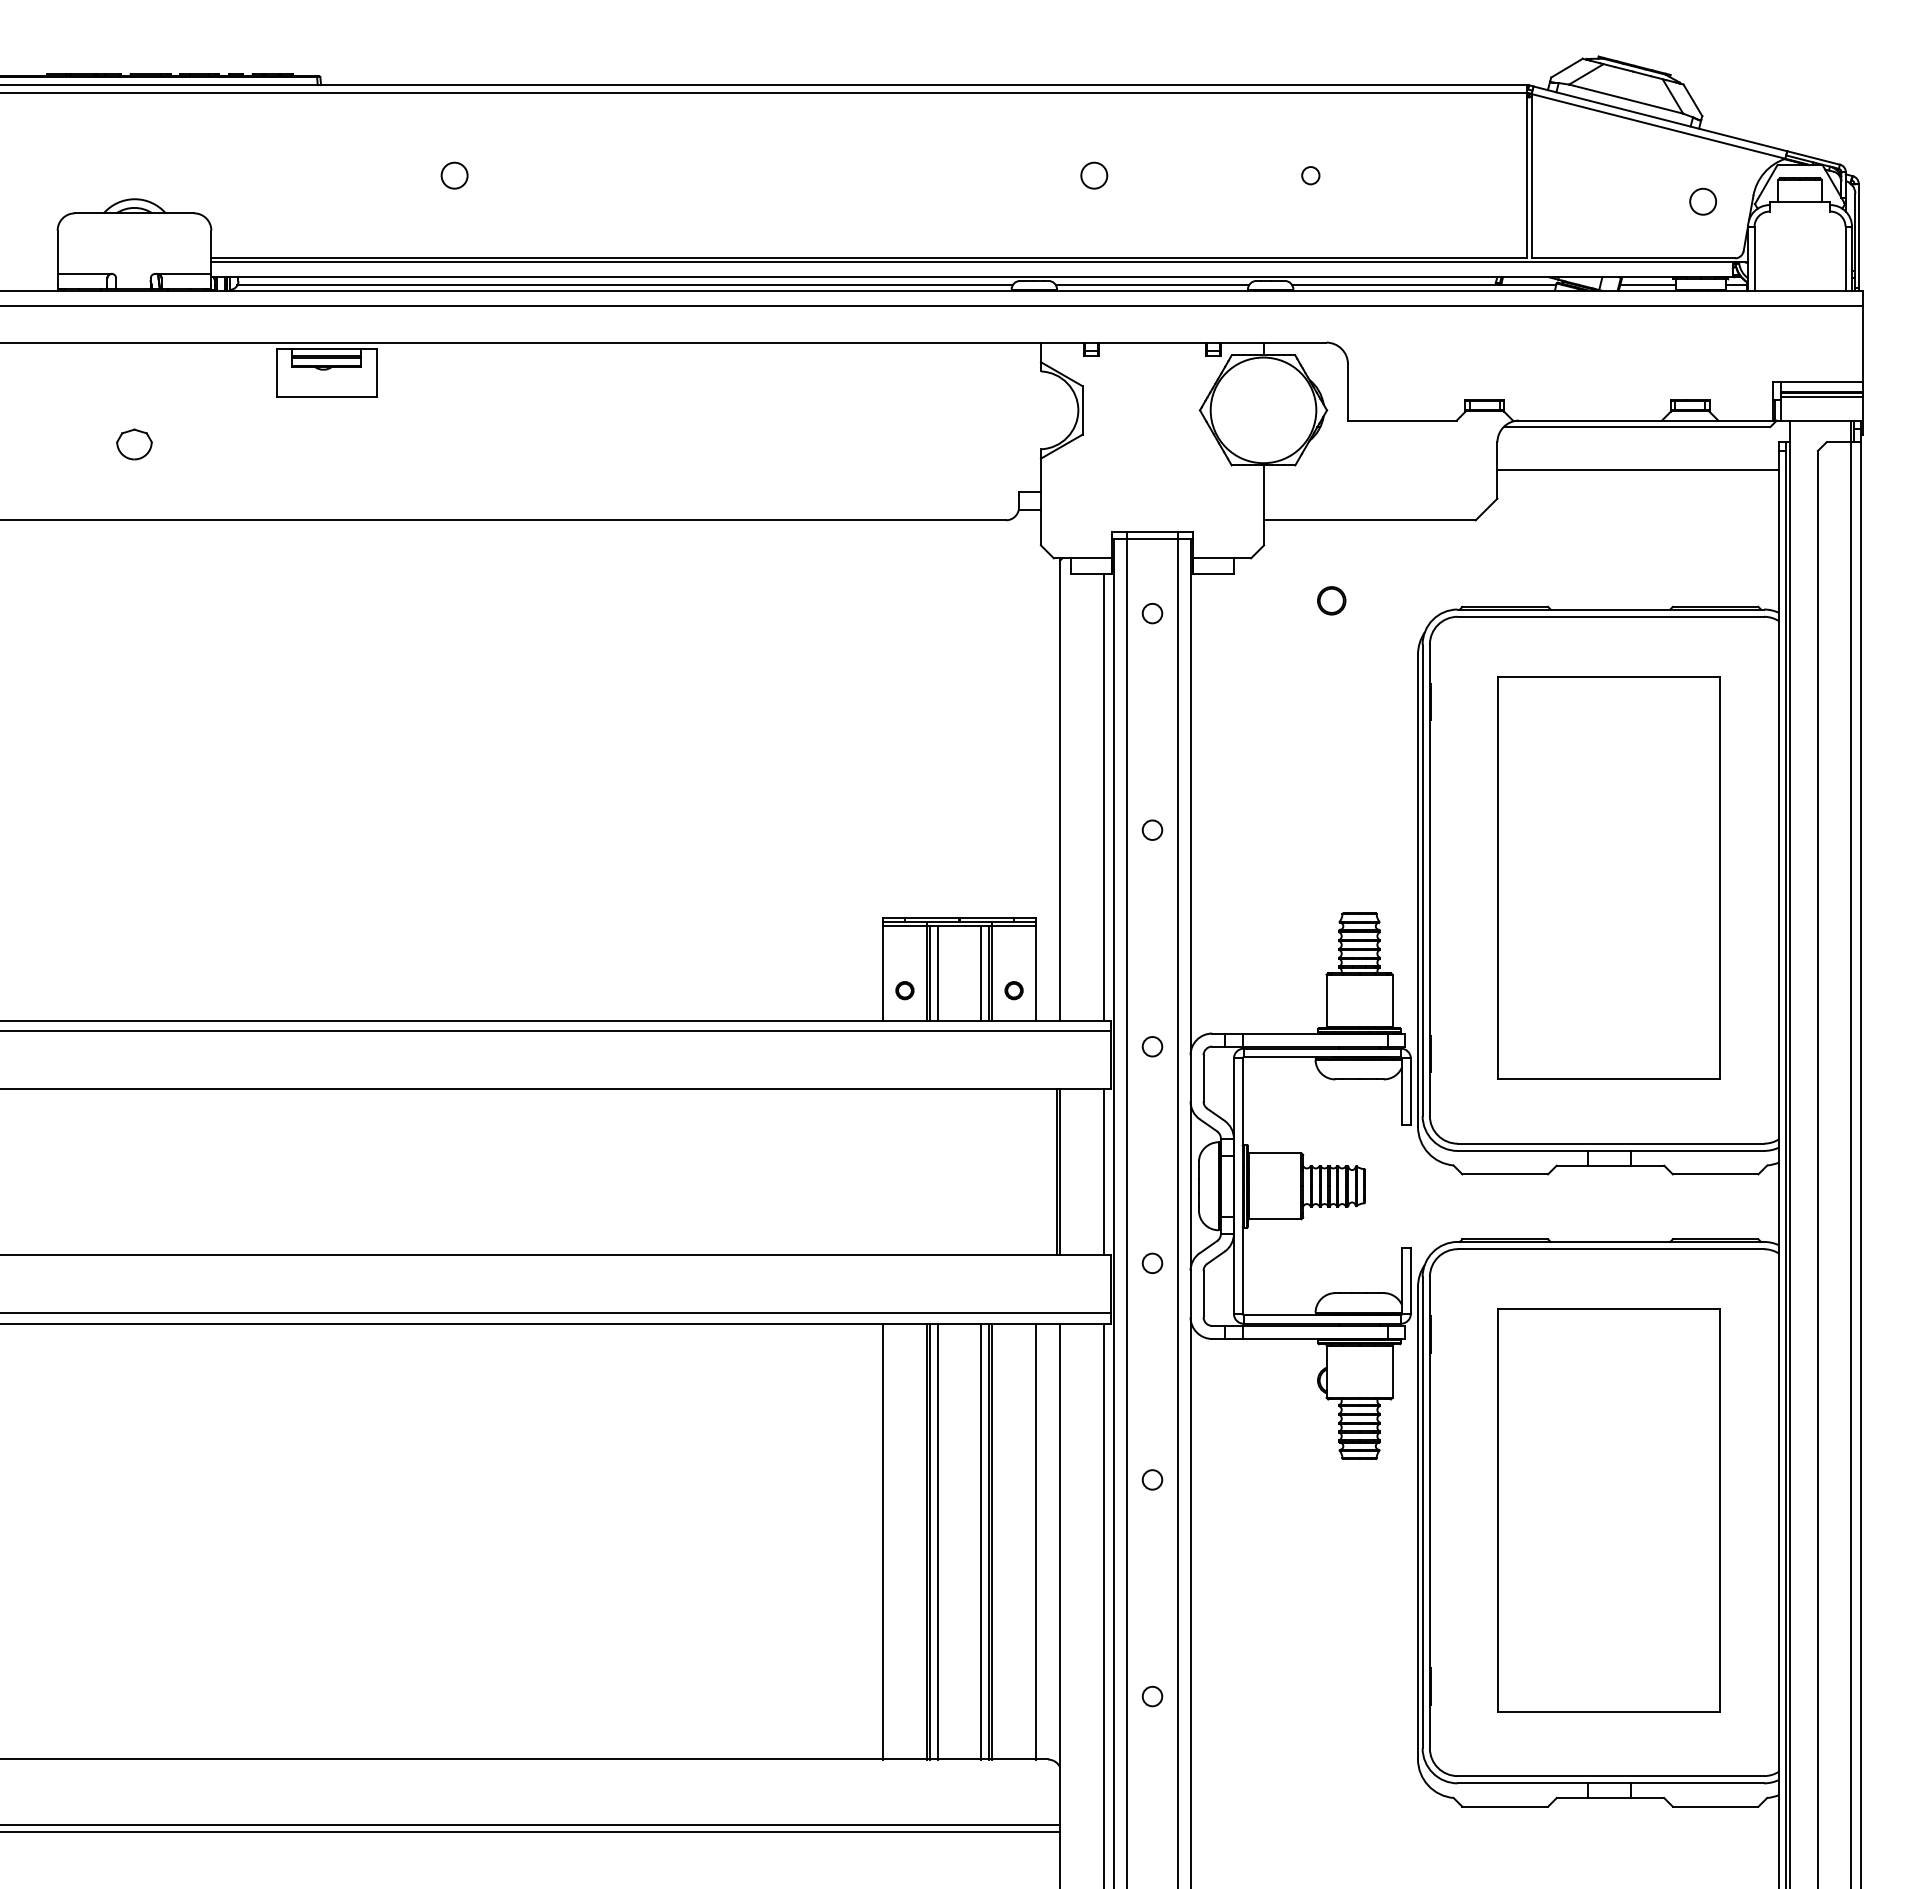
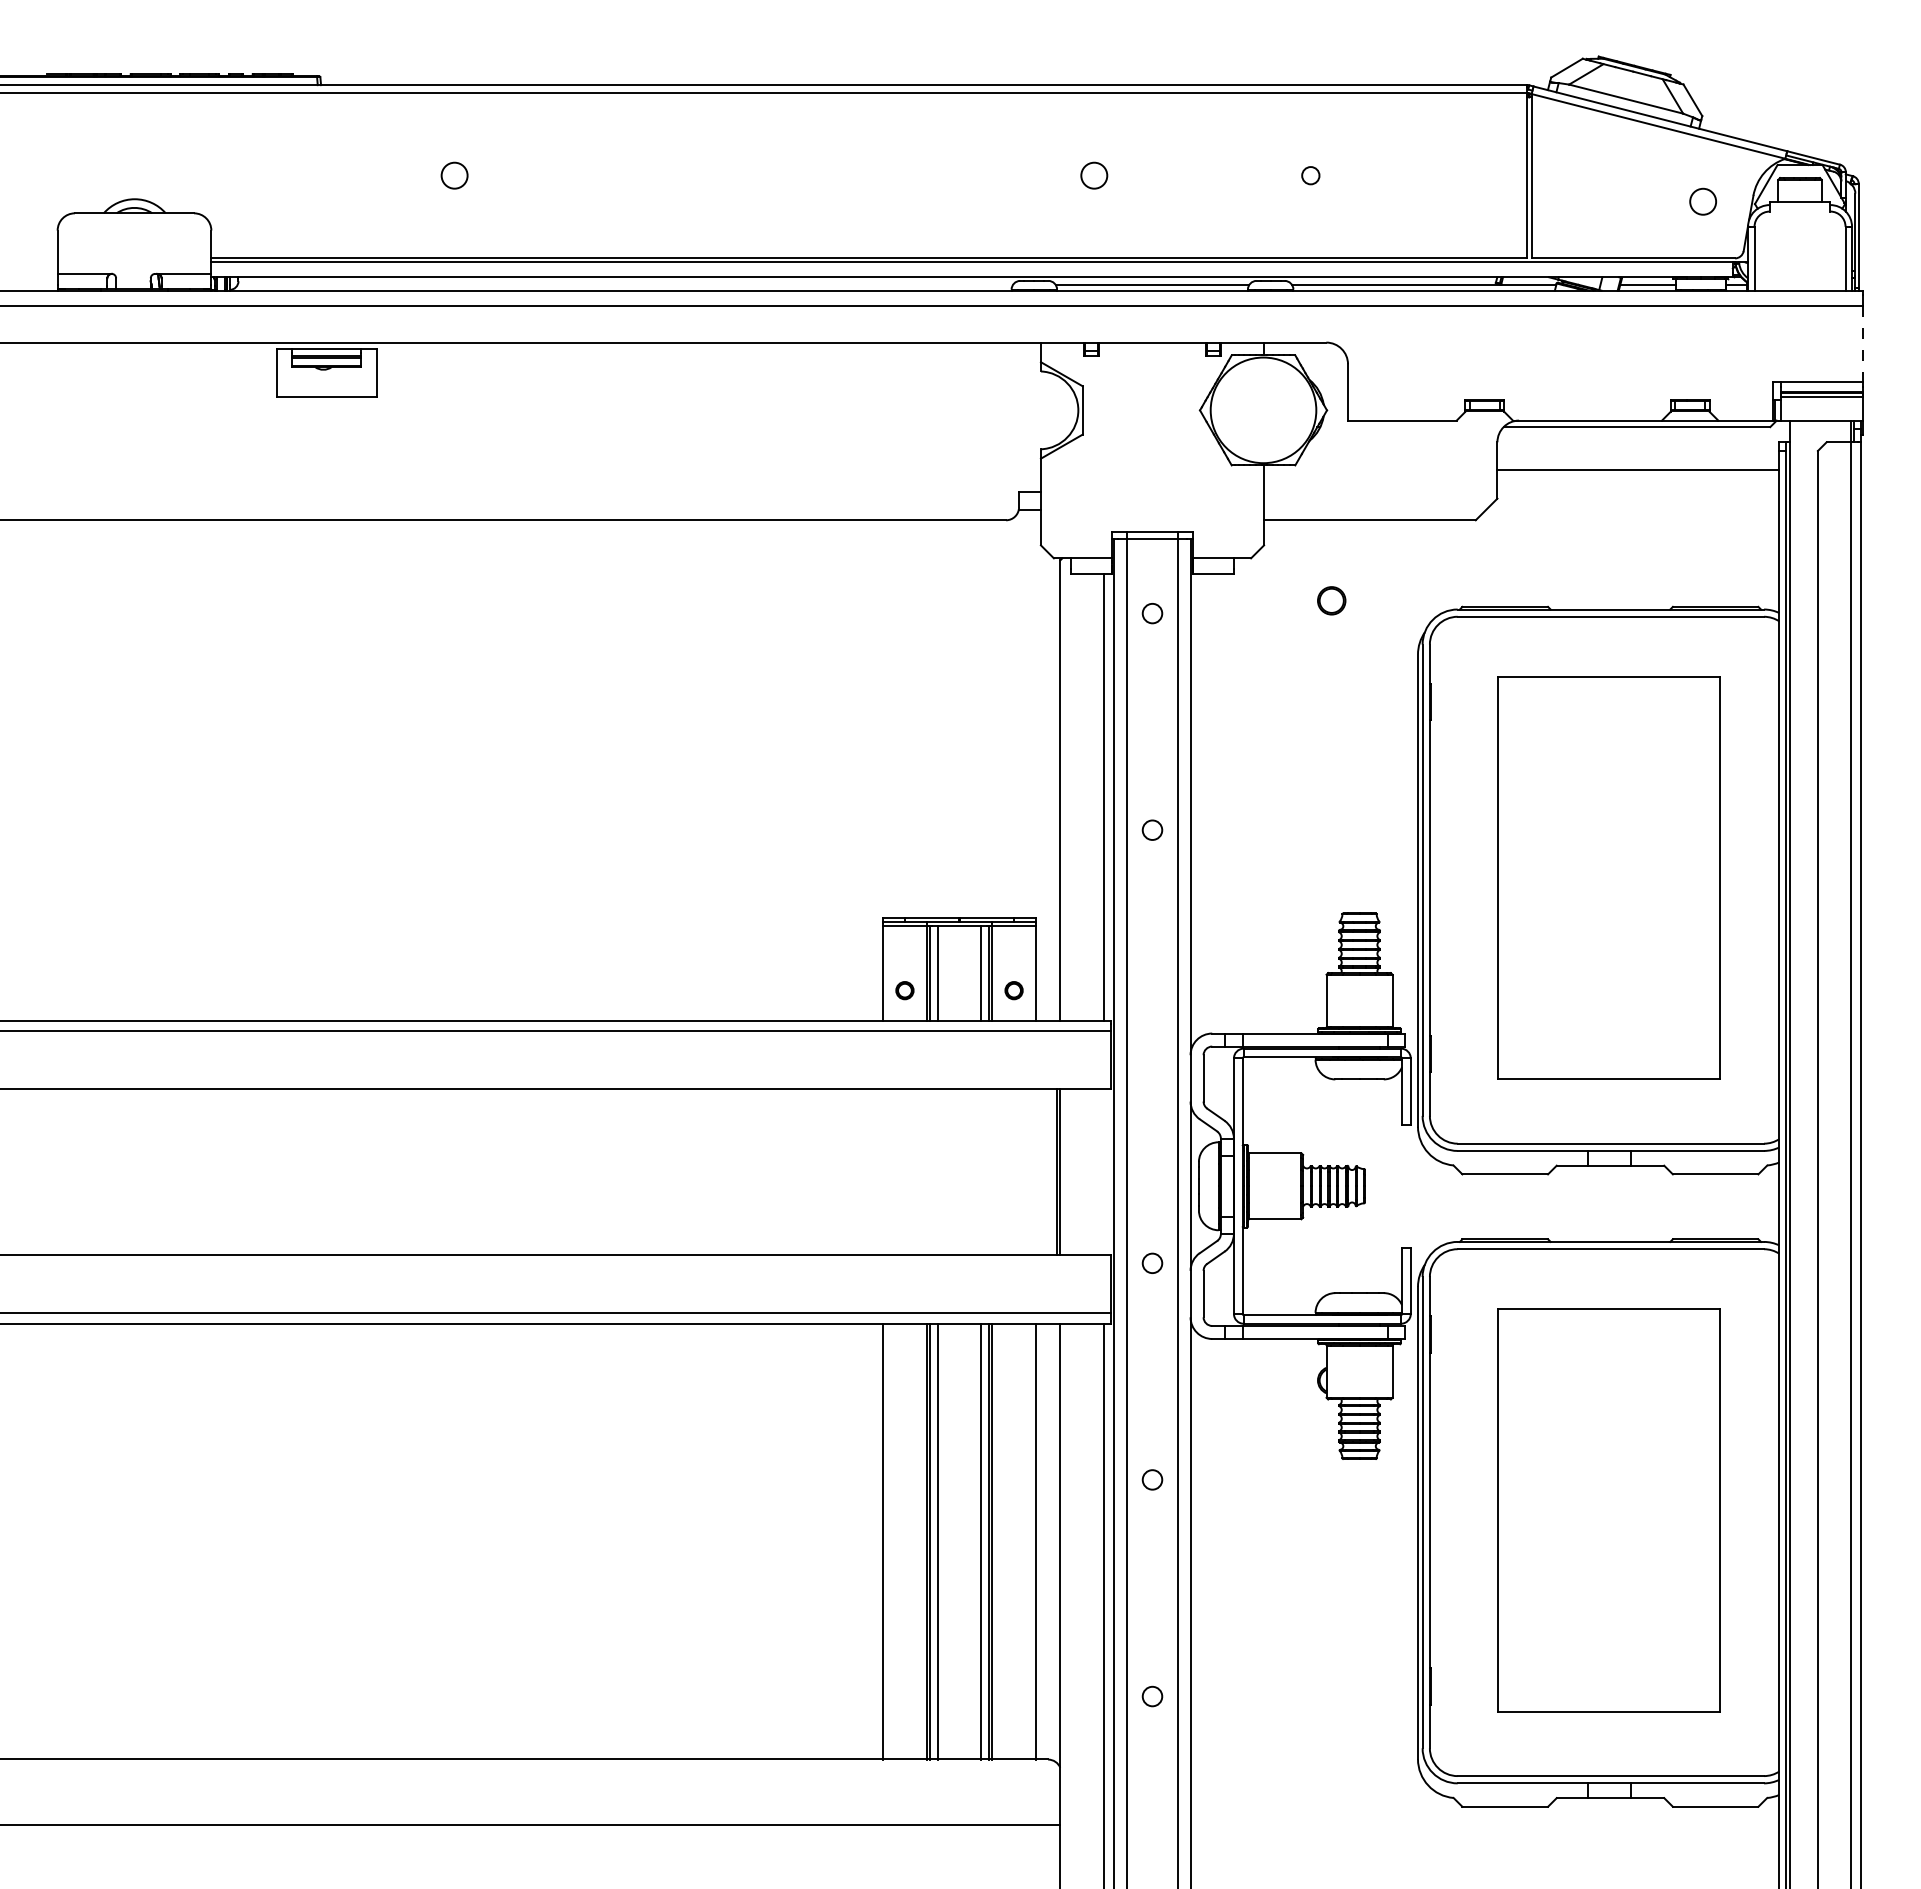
line: present -> none (624, 285)
line: solid -> dashed (1863, 343)
part: present -> none (134, 444)
circle: present -> none (1152, 1046)
line: present -> none (1103, 1172)
line: present -> none (531, 1832)
